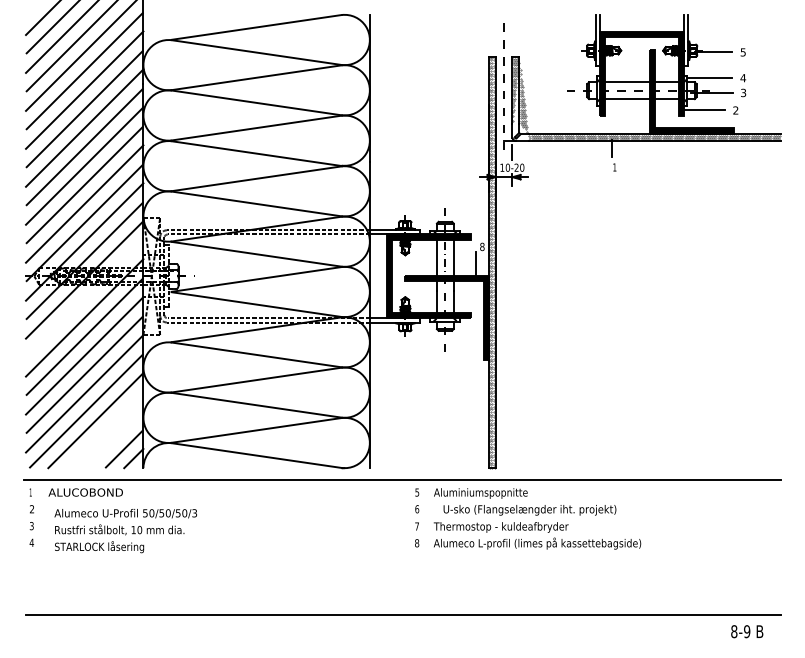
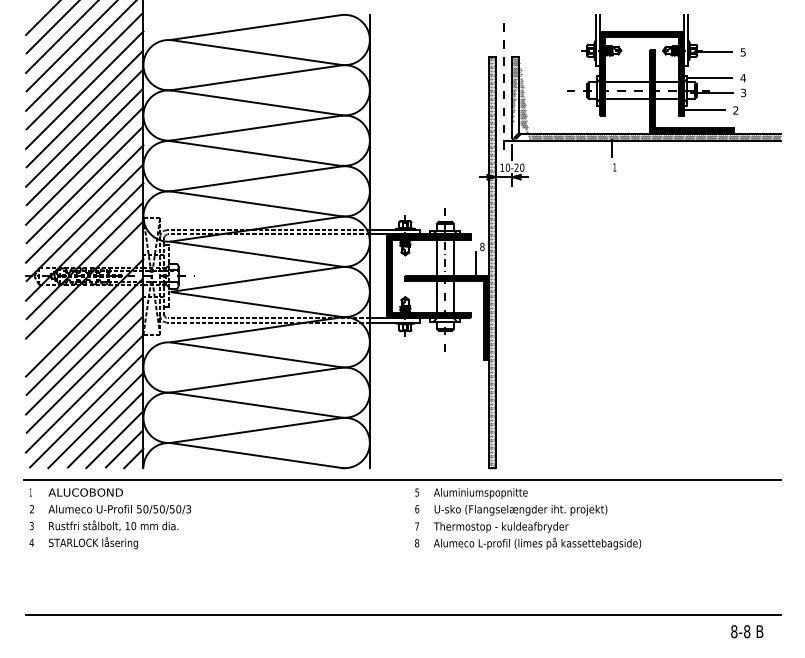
line: none -> present (105, 430)
line: none -> present (114, 439)
text position: (529, 510) -> (520, 510) (520, 510)
text position: (125, 531) -> (119, 527) (119, 527)
text: 8-9 -> 8-8 (747, 631)
